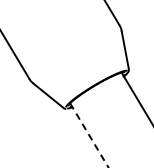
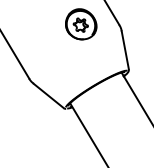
part: none -> present (81, 24)
line: dashed -> solid (89, 135)
